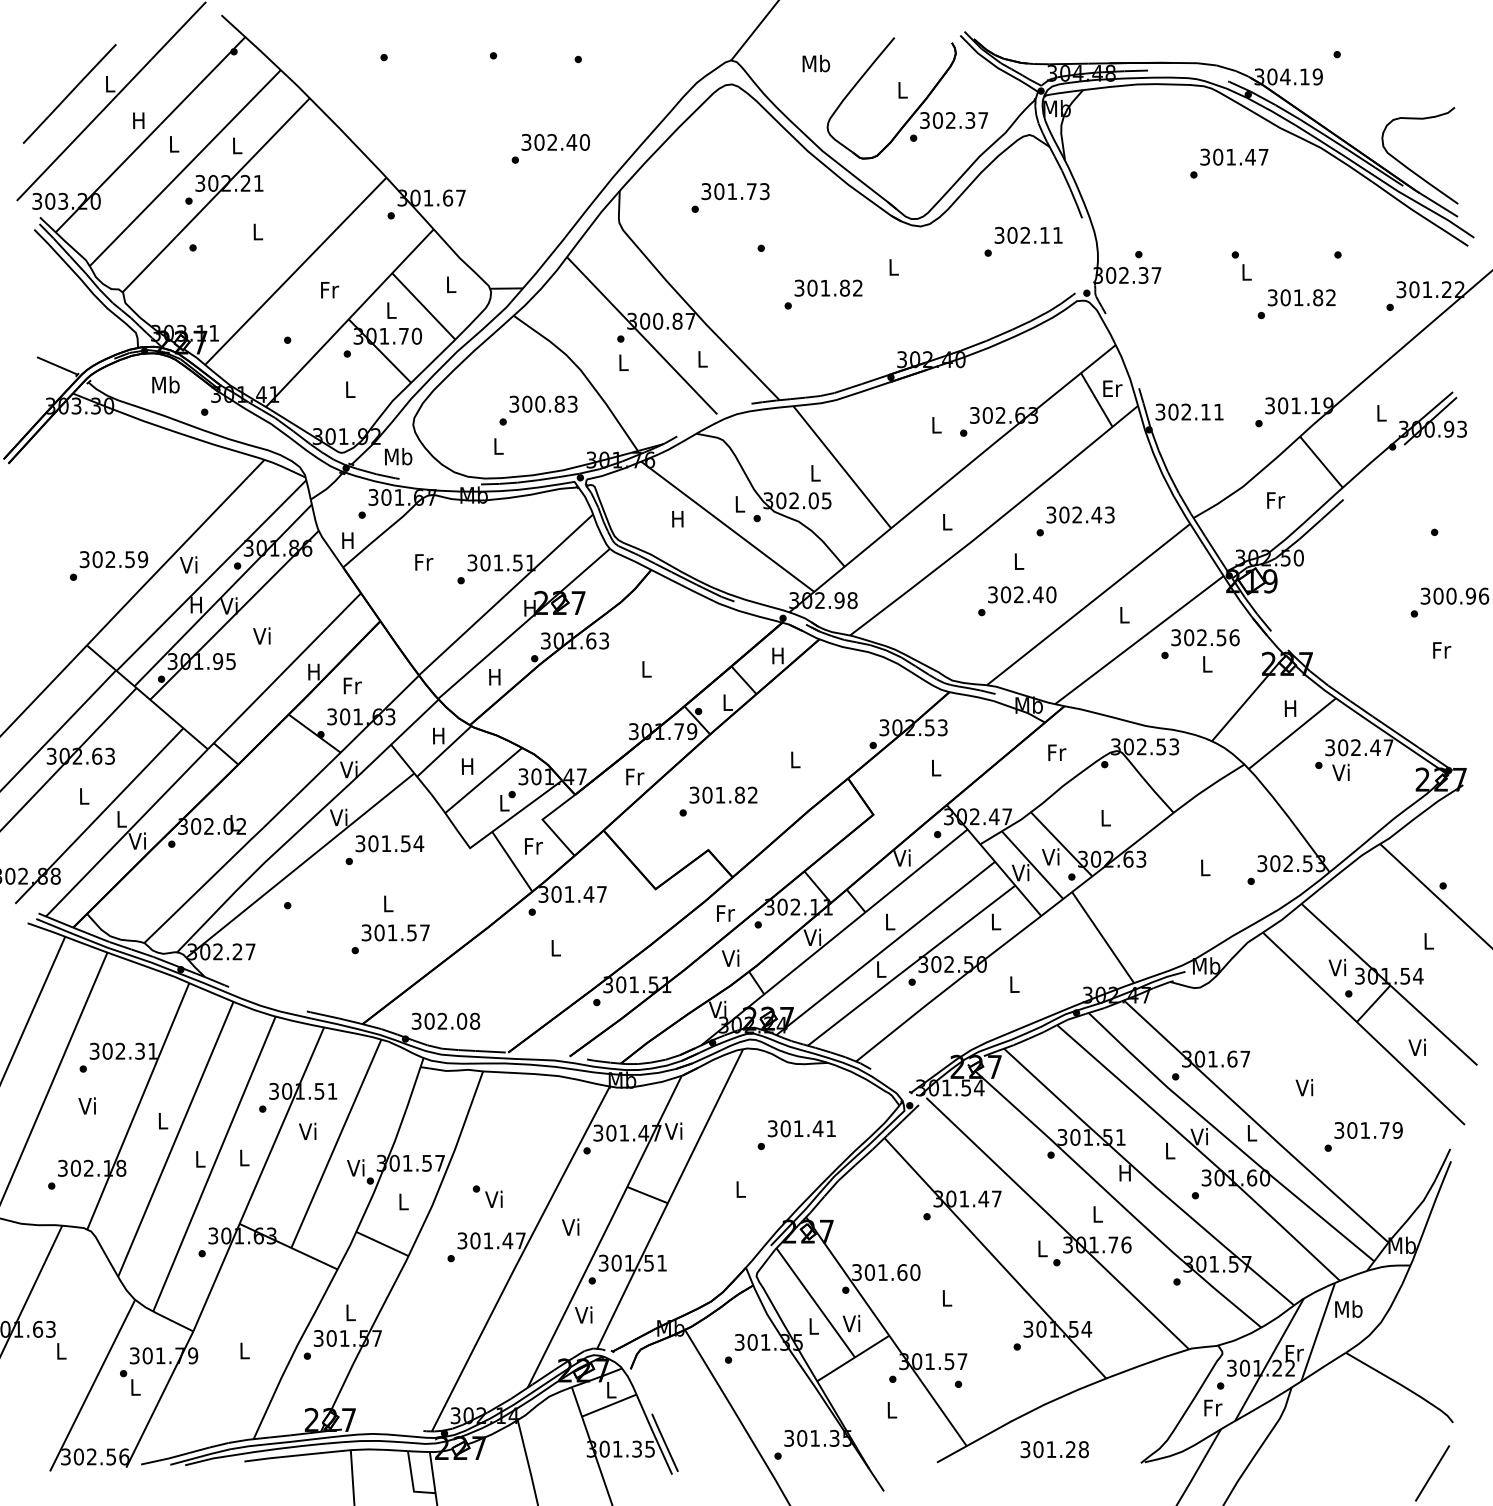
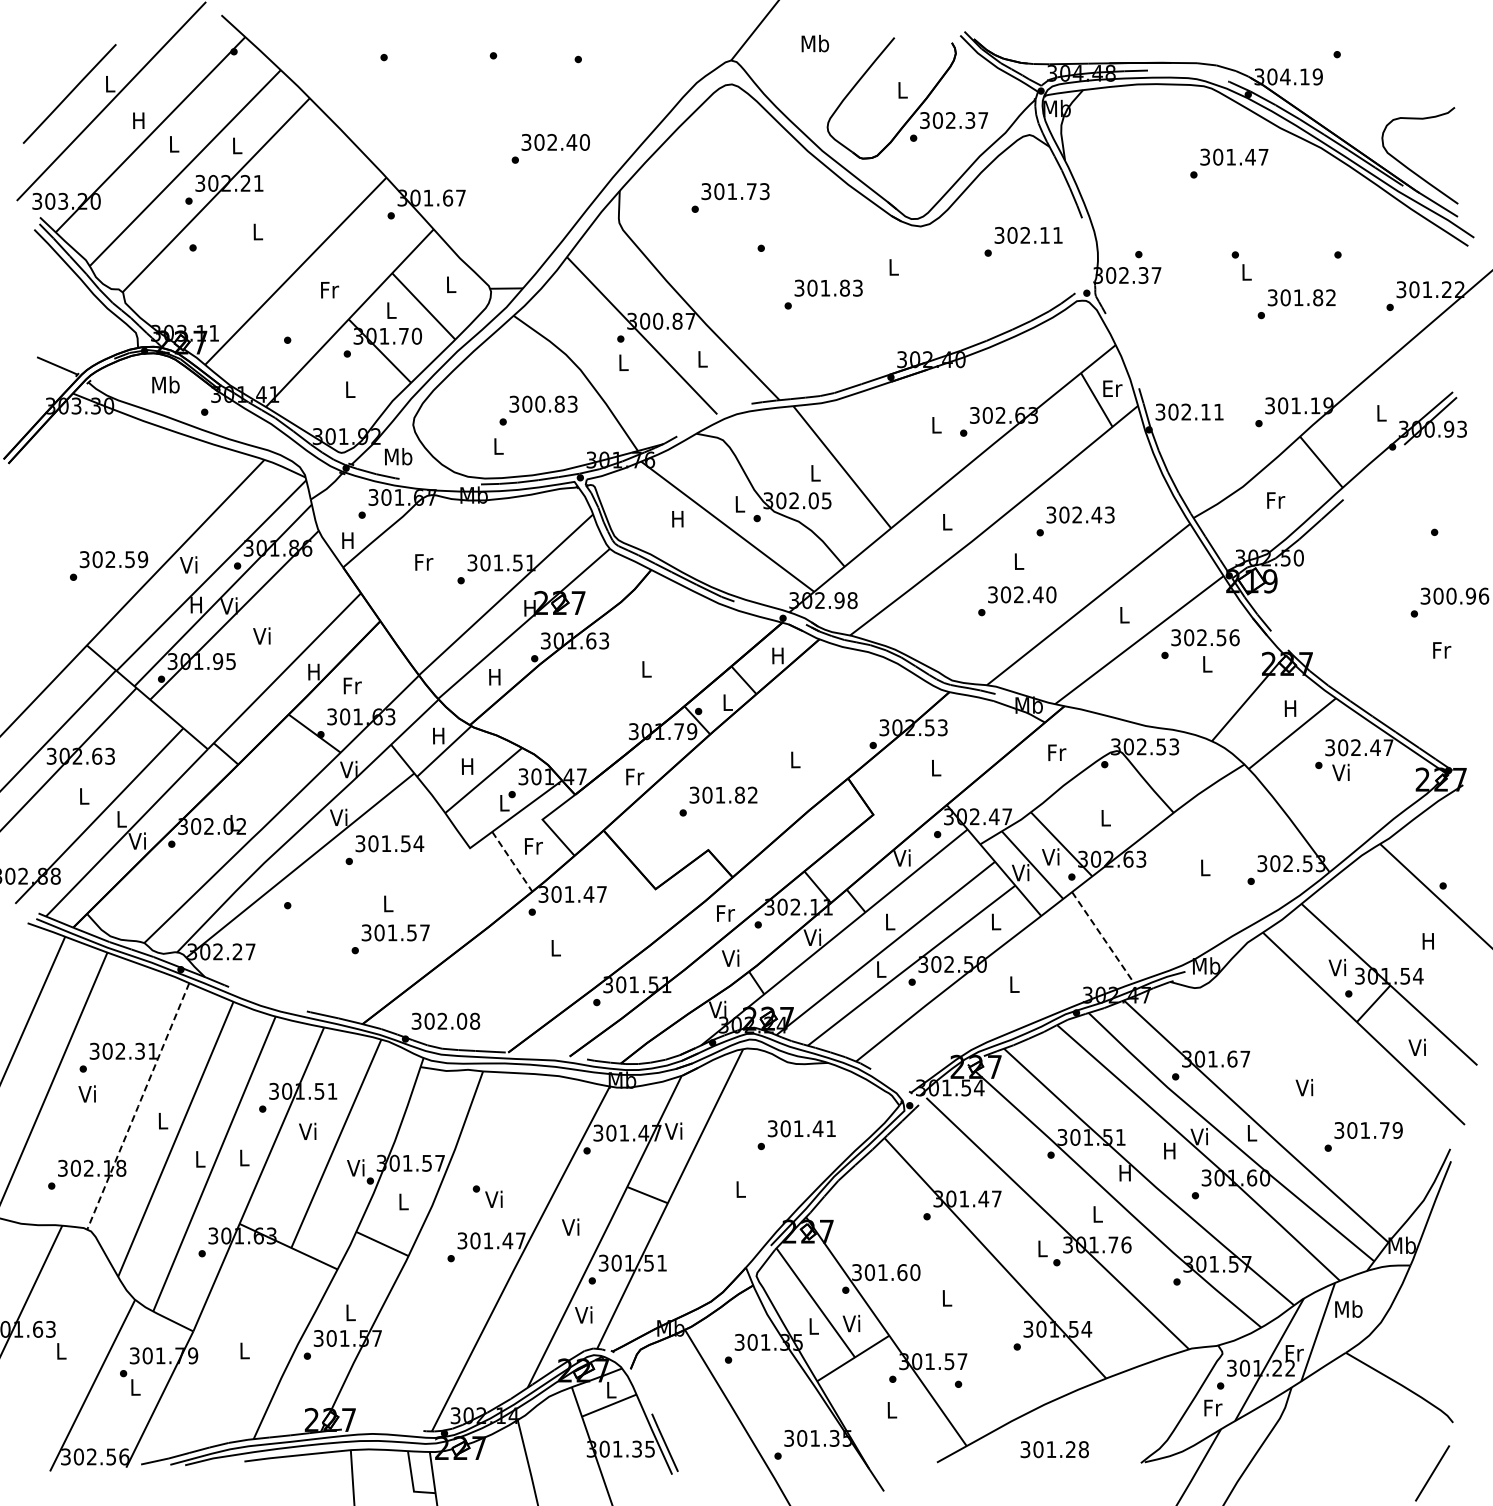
text position: (816, 63) -> (815, 43) (815, 43)
text: 301.82 -> 301.83 (857, 288)
line: solid -> dashed (512, 861)
line: solid -> dashed (1103, 937)
text: L -> H (1427, 941)
text position: (86, 1105) -> (86, 1093) (86, 1093)
line: solid -> dashed (138, 1106)
text: L -> H (1169, 1150)
